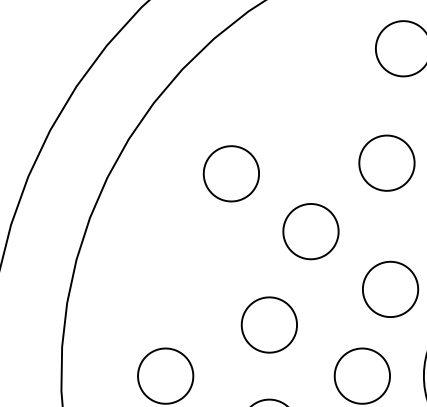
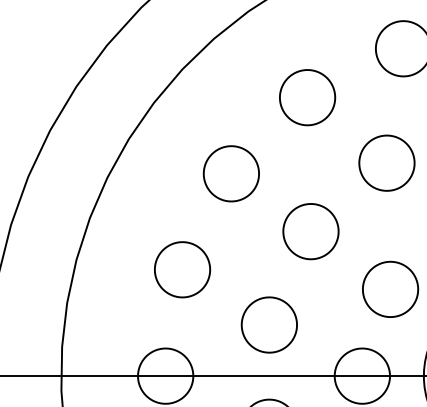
part: none -> present (307, 97)
part: none -> present (182, 269)
line: none -> present (212, 376)
